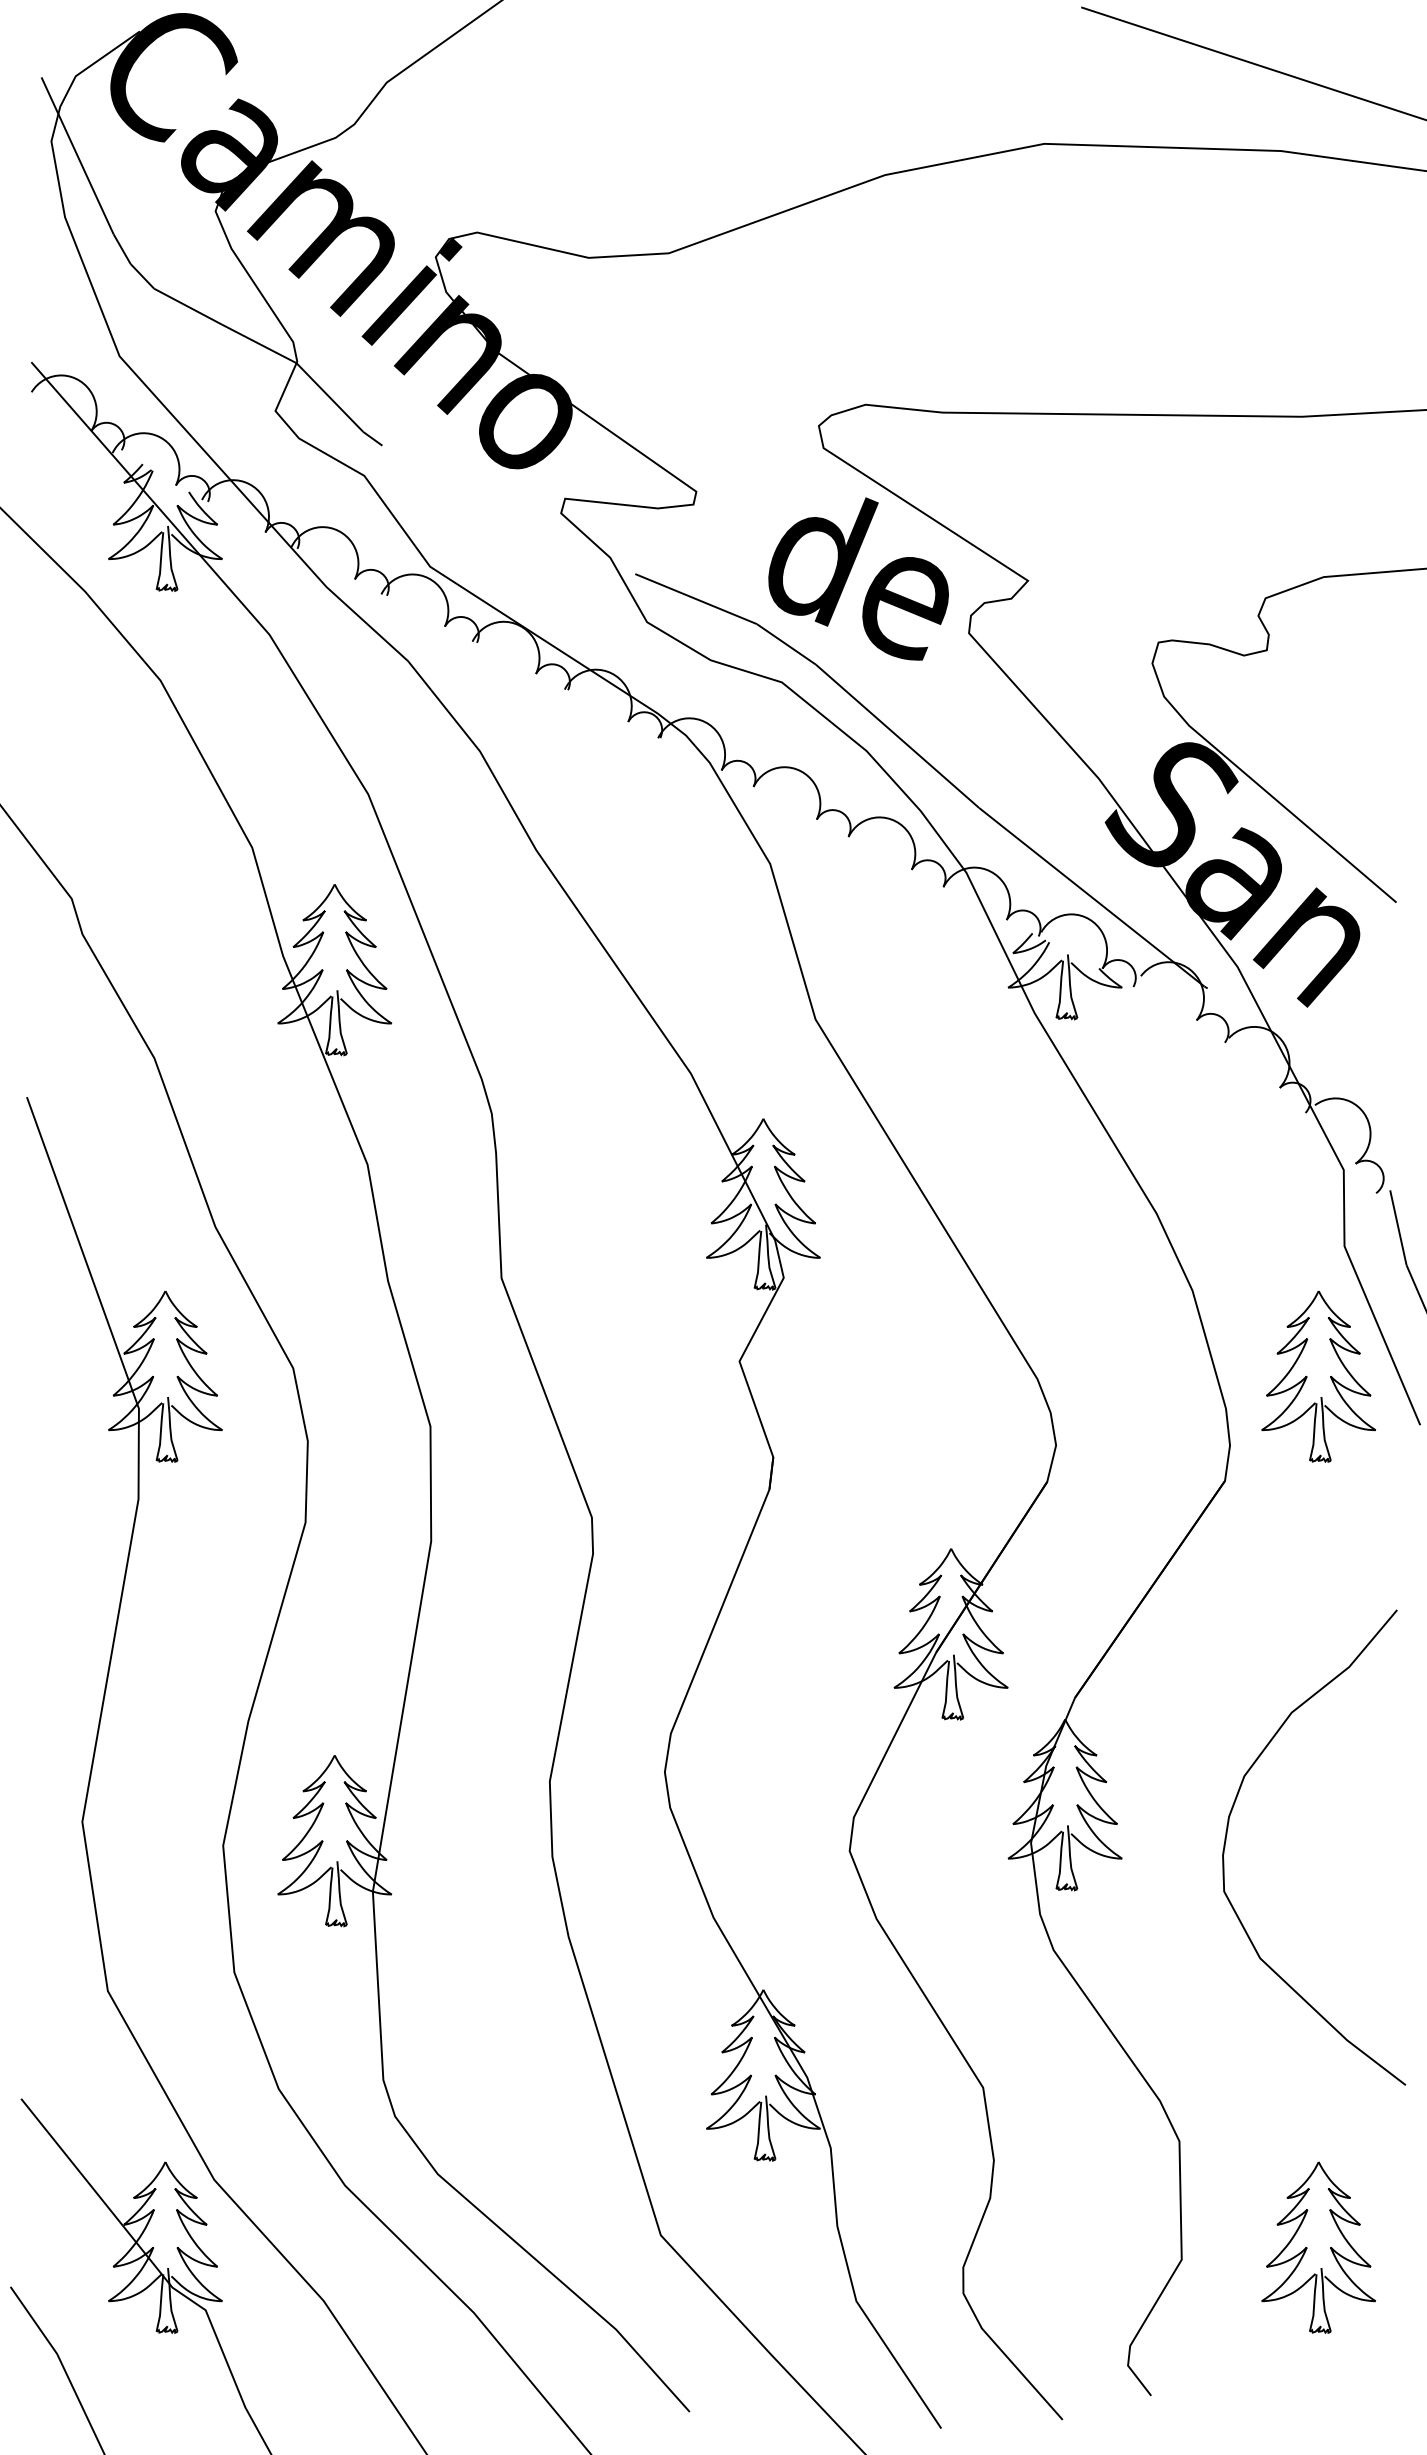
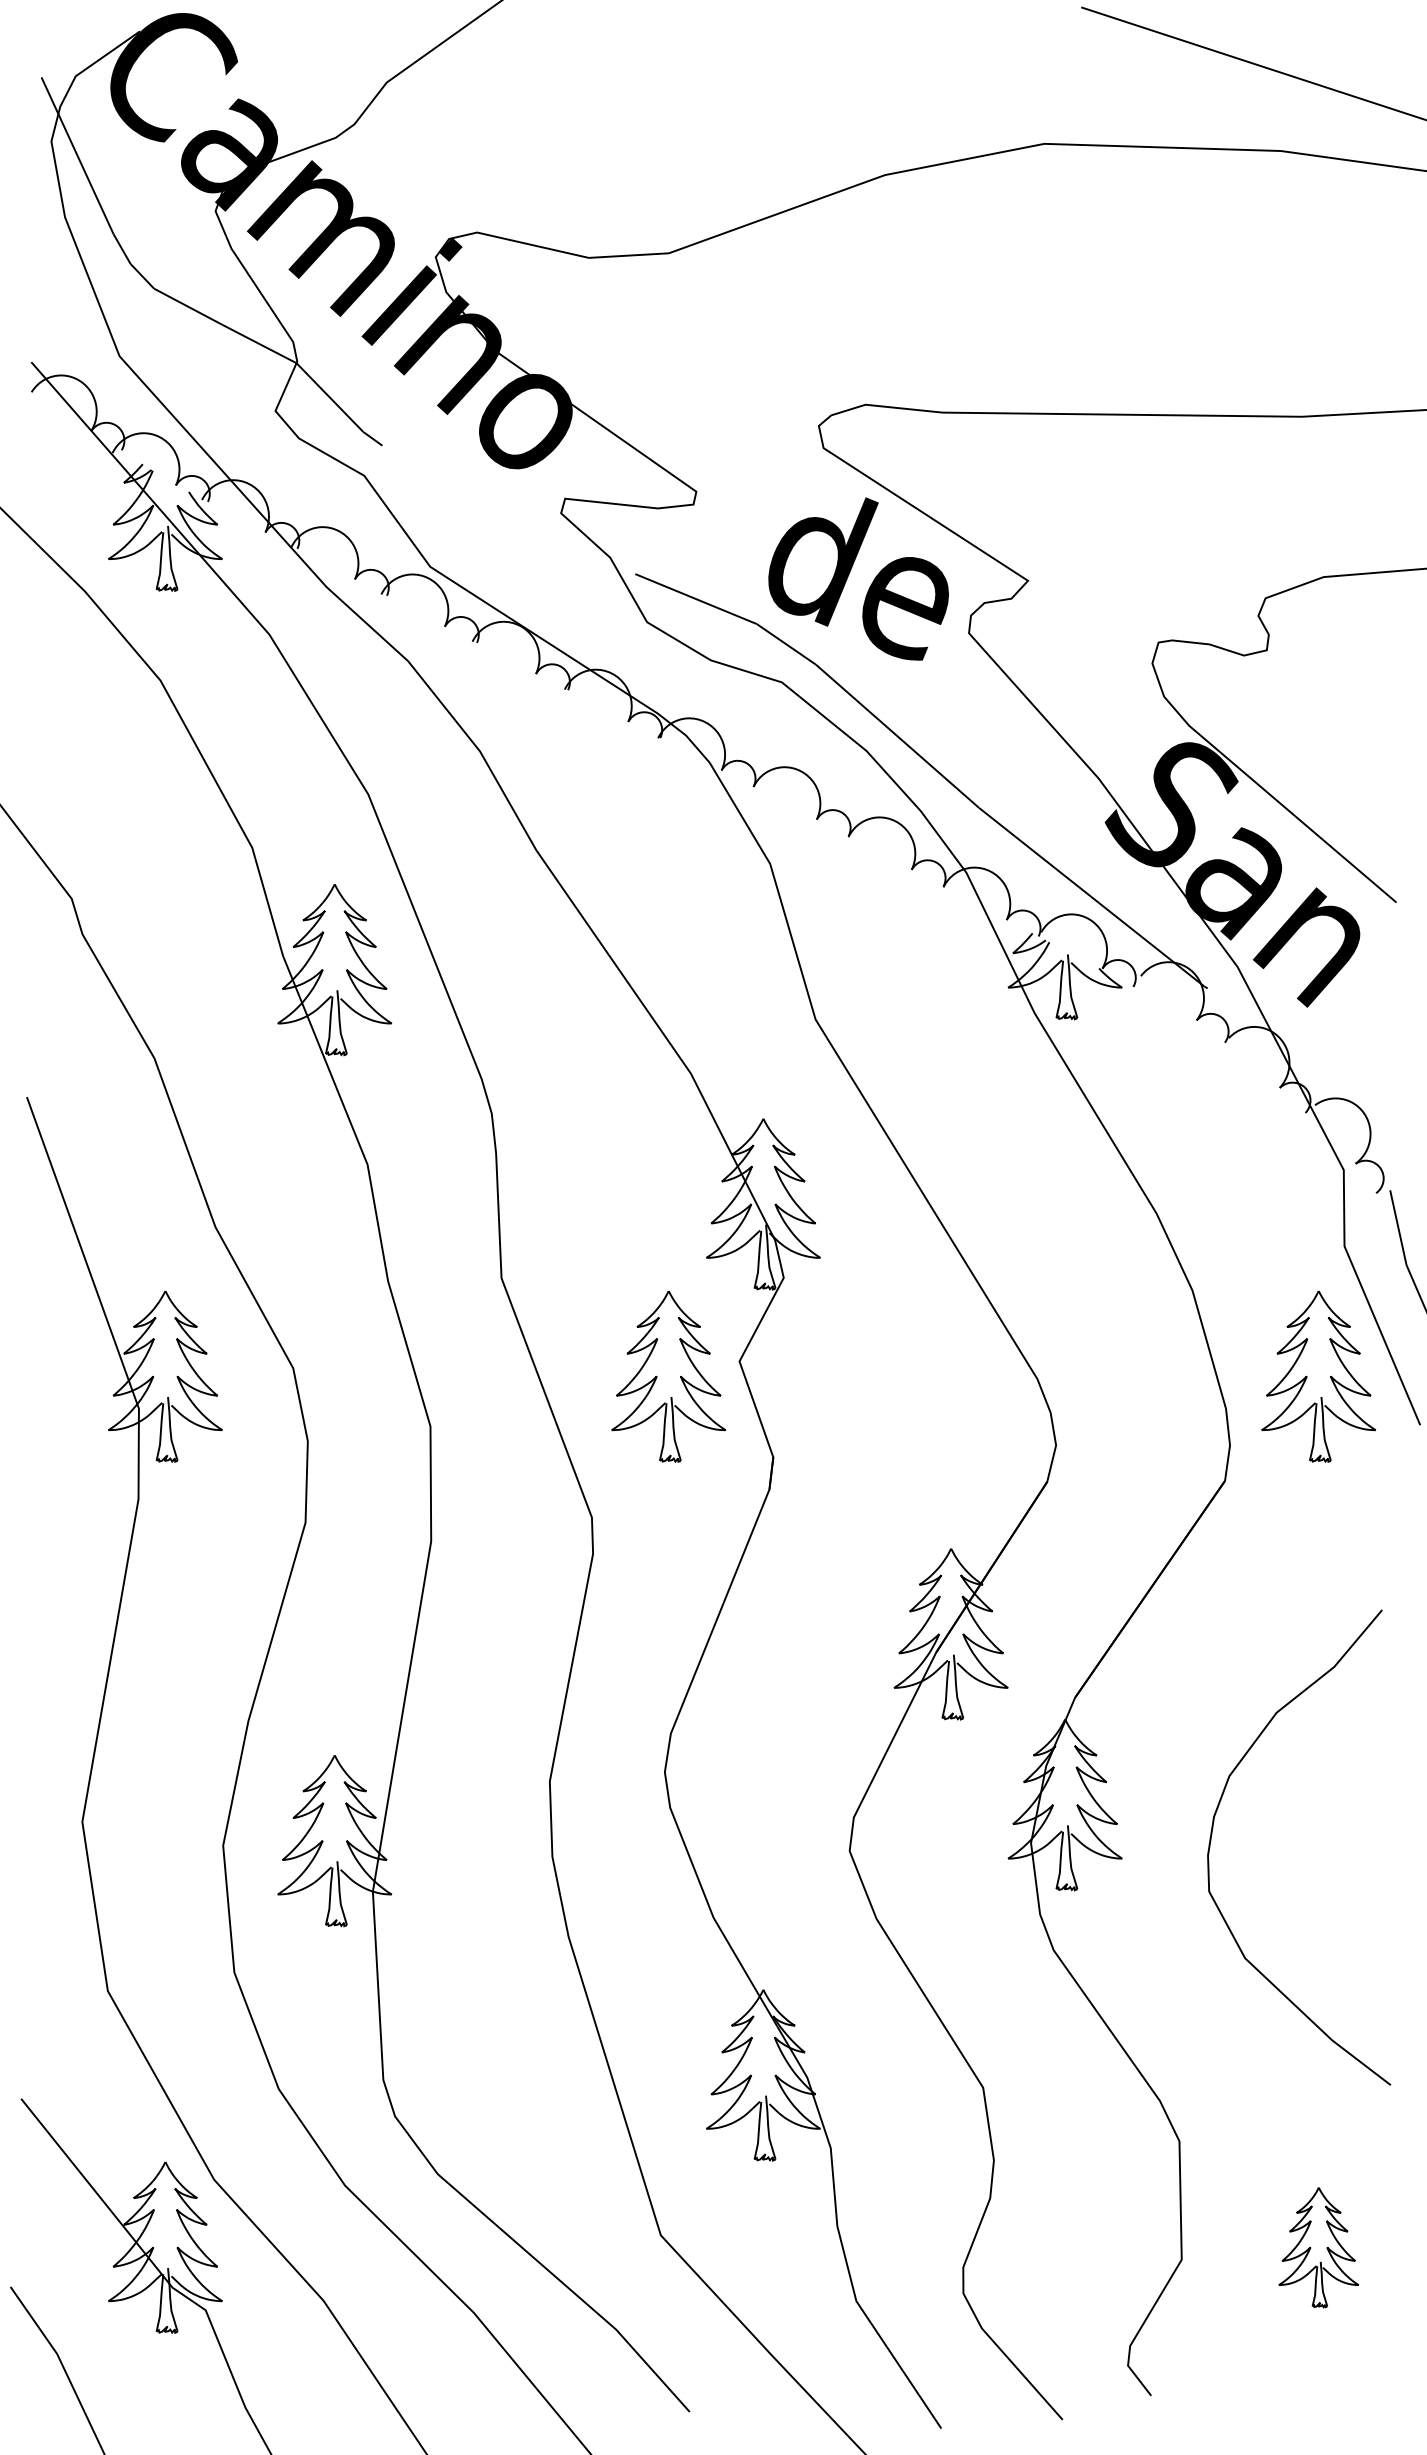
part: none -> present (668, 1376)
curve position: (1227, 1834) -> (1212, 1834) (1212, 1834)
part size: 116x173 px -> 82x122 px (1318, 2247)
